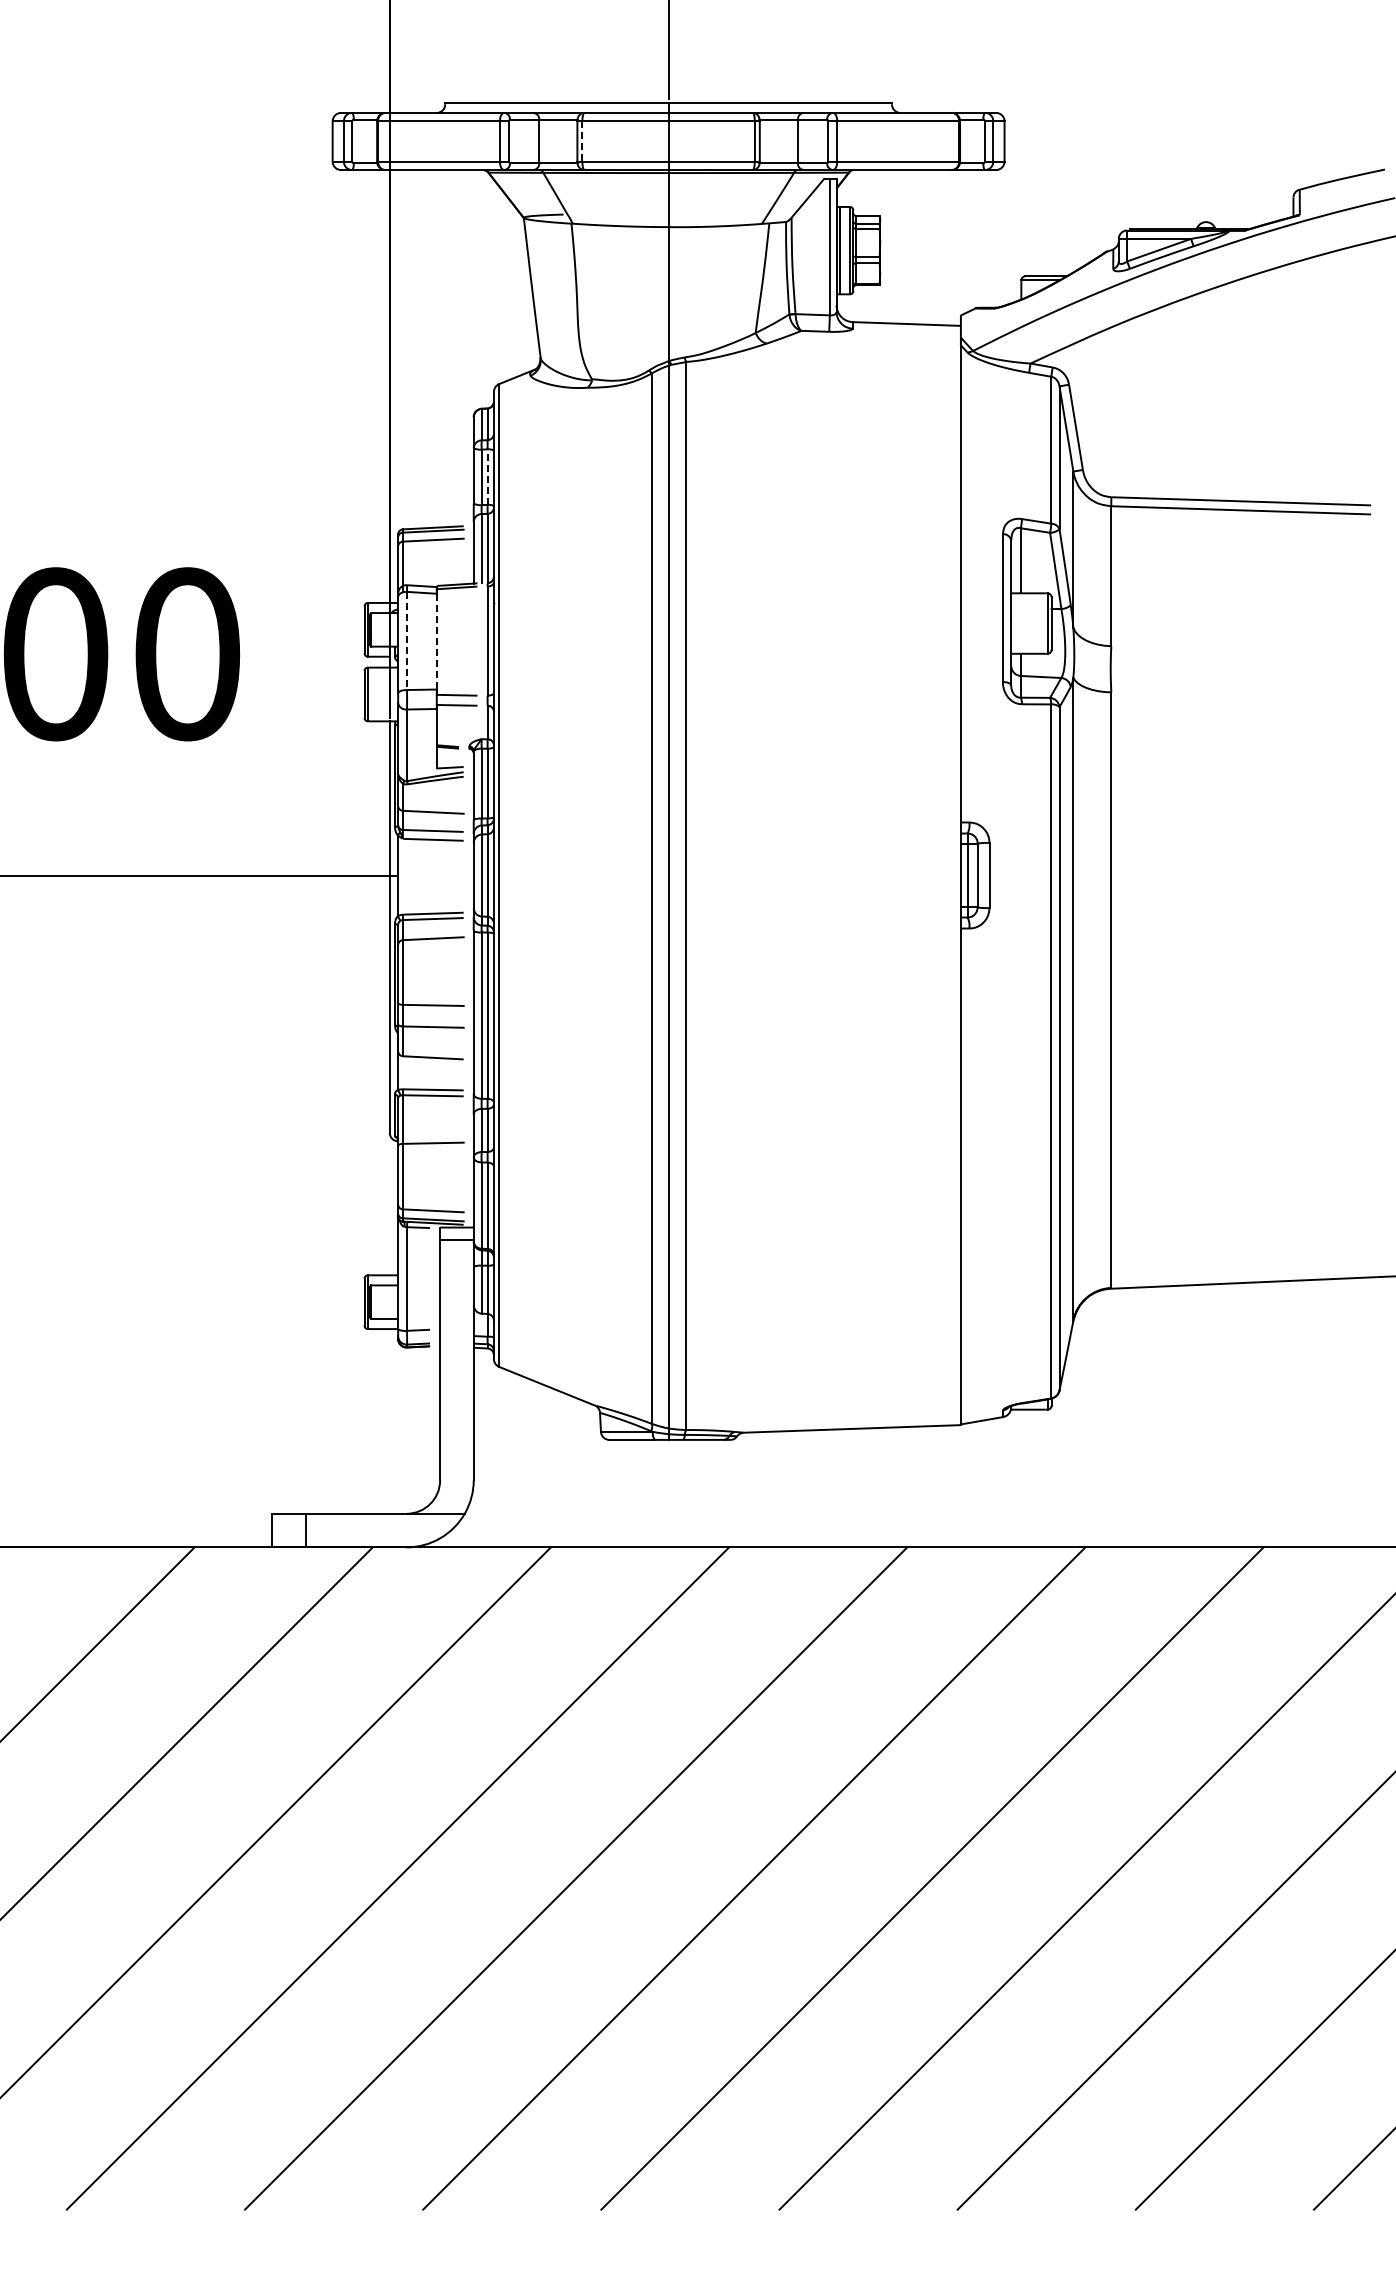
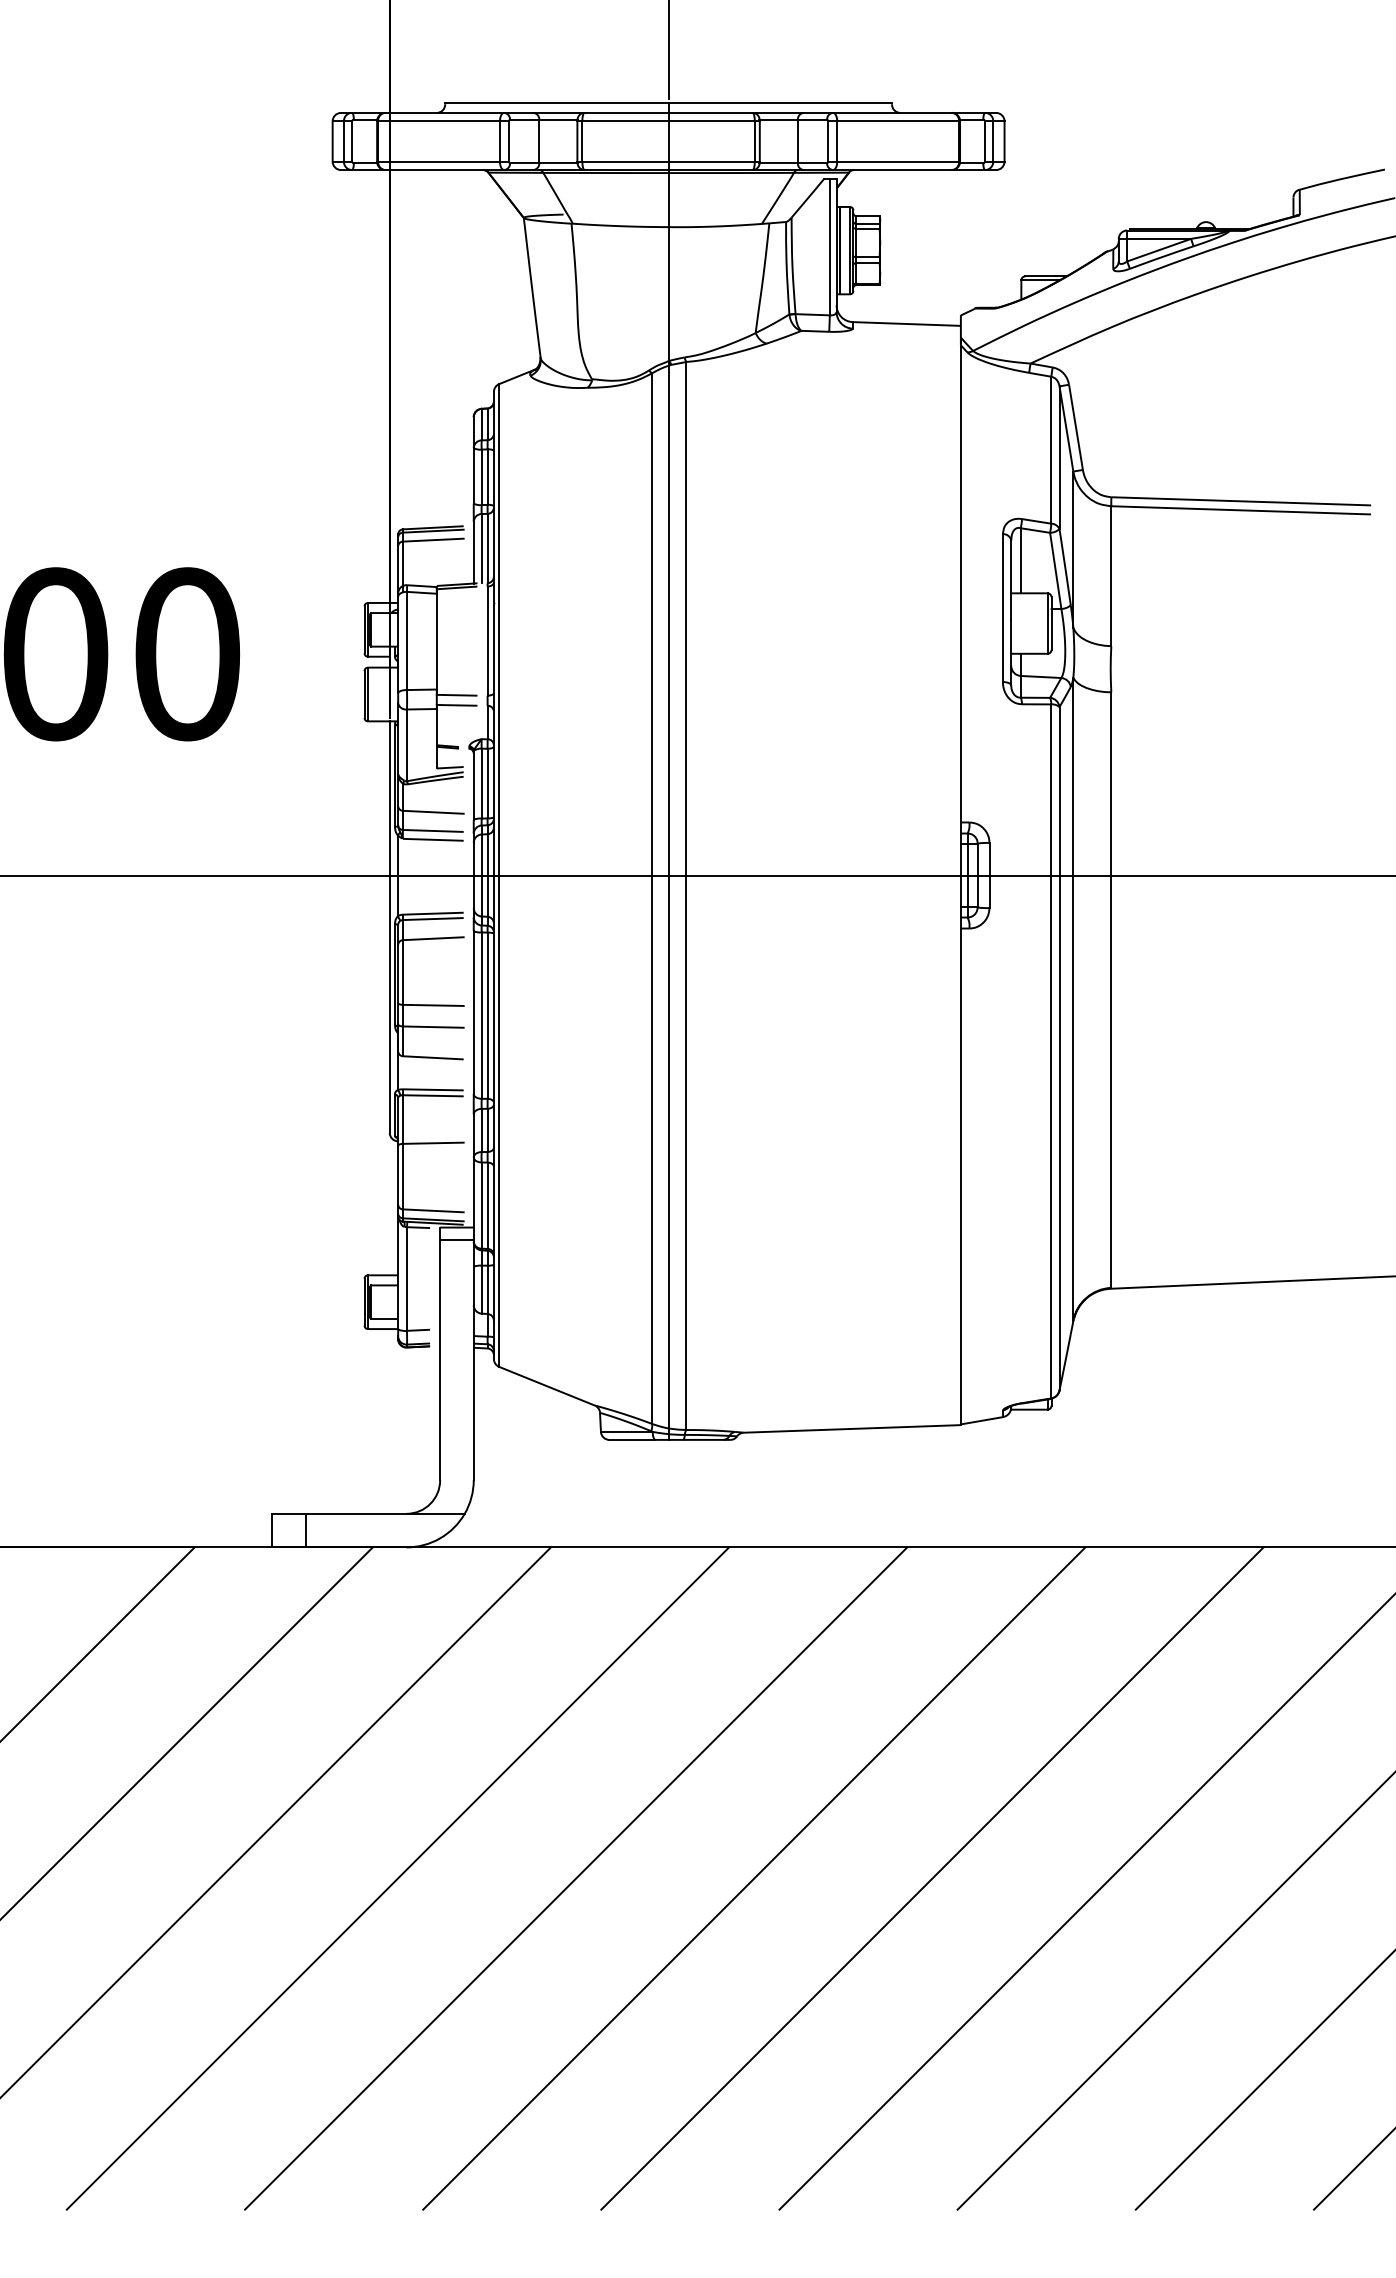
line: dashed -> solid (582, 141)
line: dashed -> solid (487, 477)
line: dashed -> solid (407, 641)
line: dashed -> solid (436, 641)
line: none -> present (895, 875)
